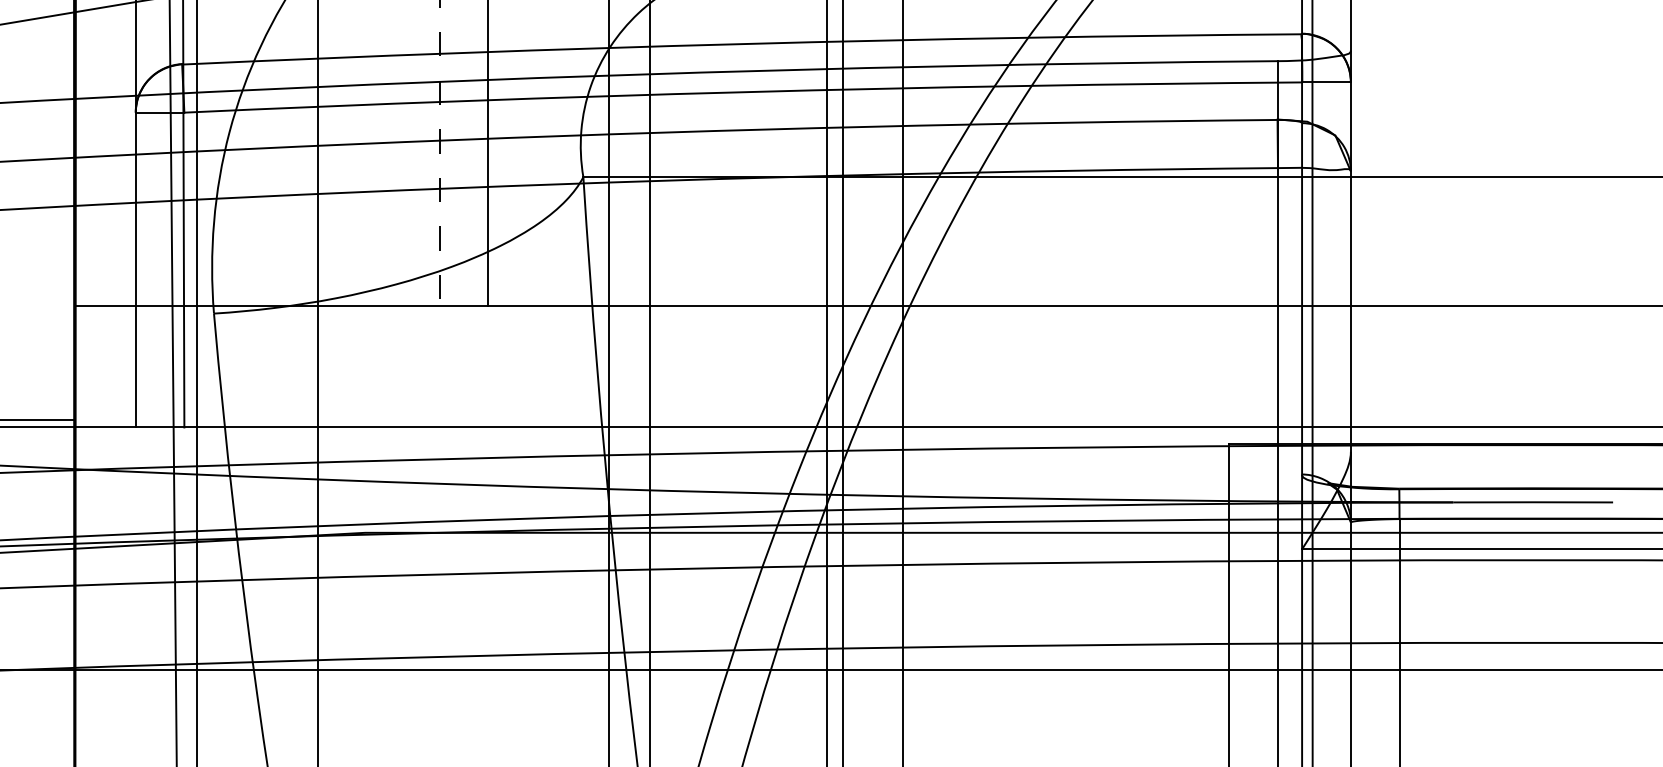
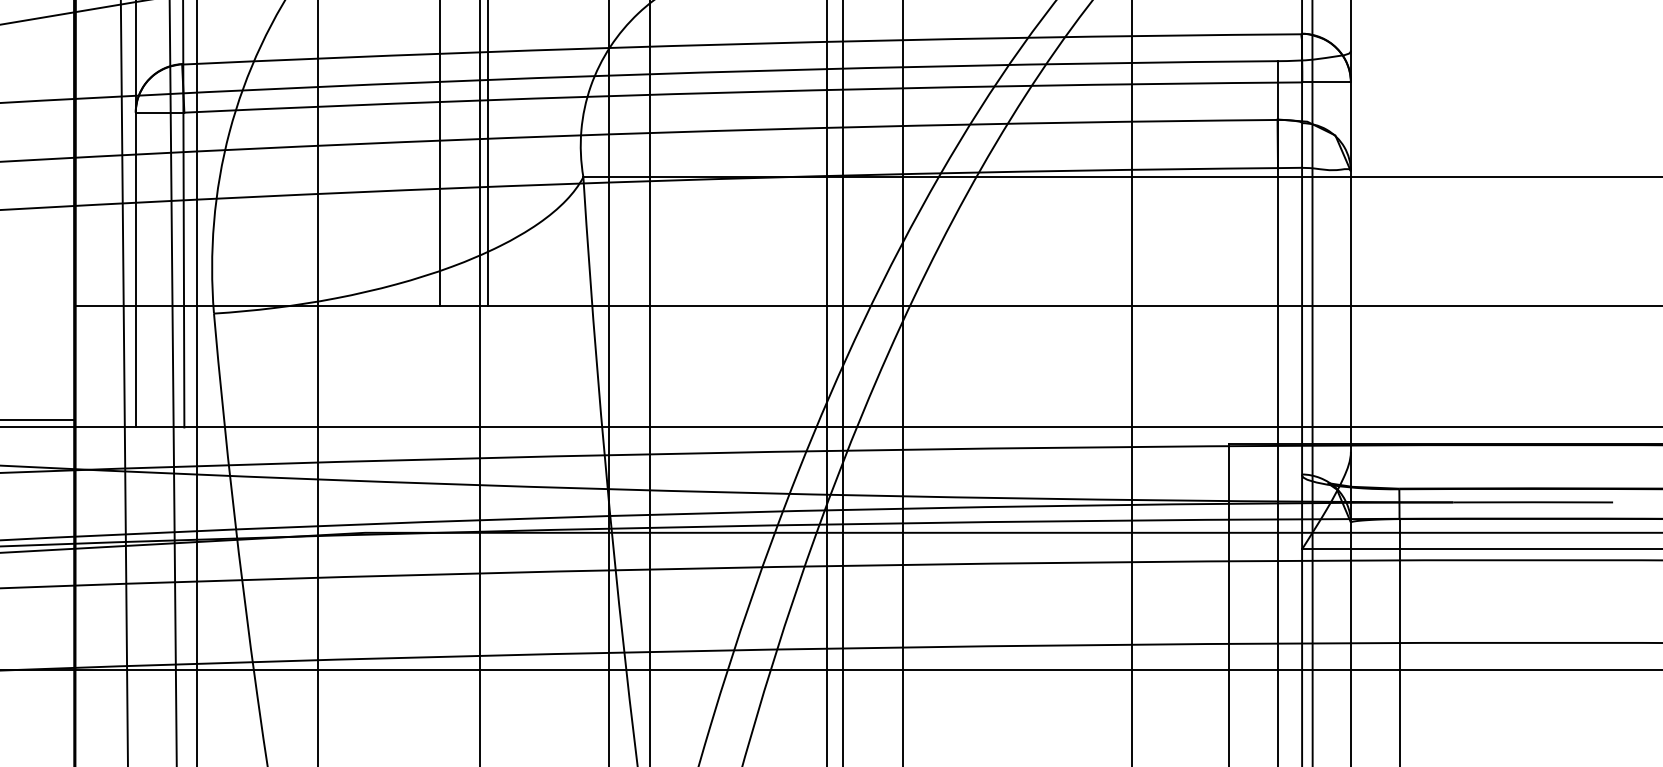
line: dashed -> solid (439, 153)
line: none -> present (123, 382)
line: none -> present (479, 382)
line: none -> present (1132, 382)
